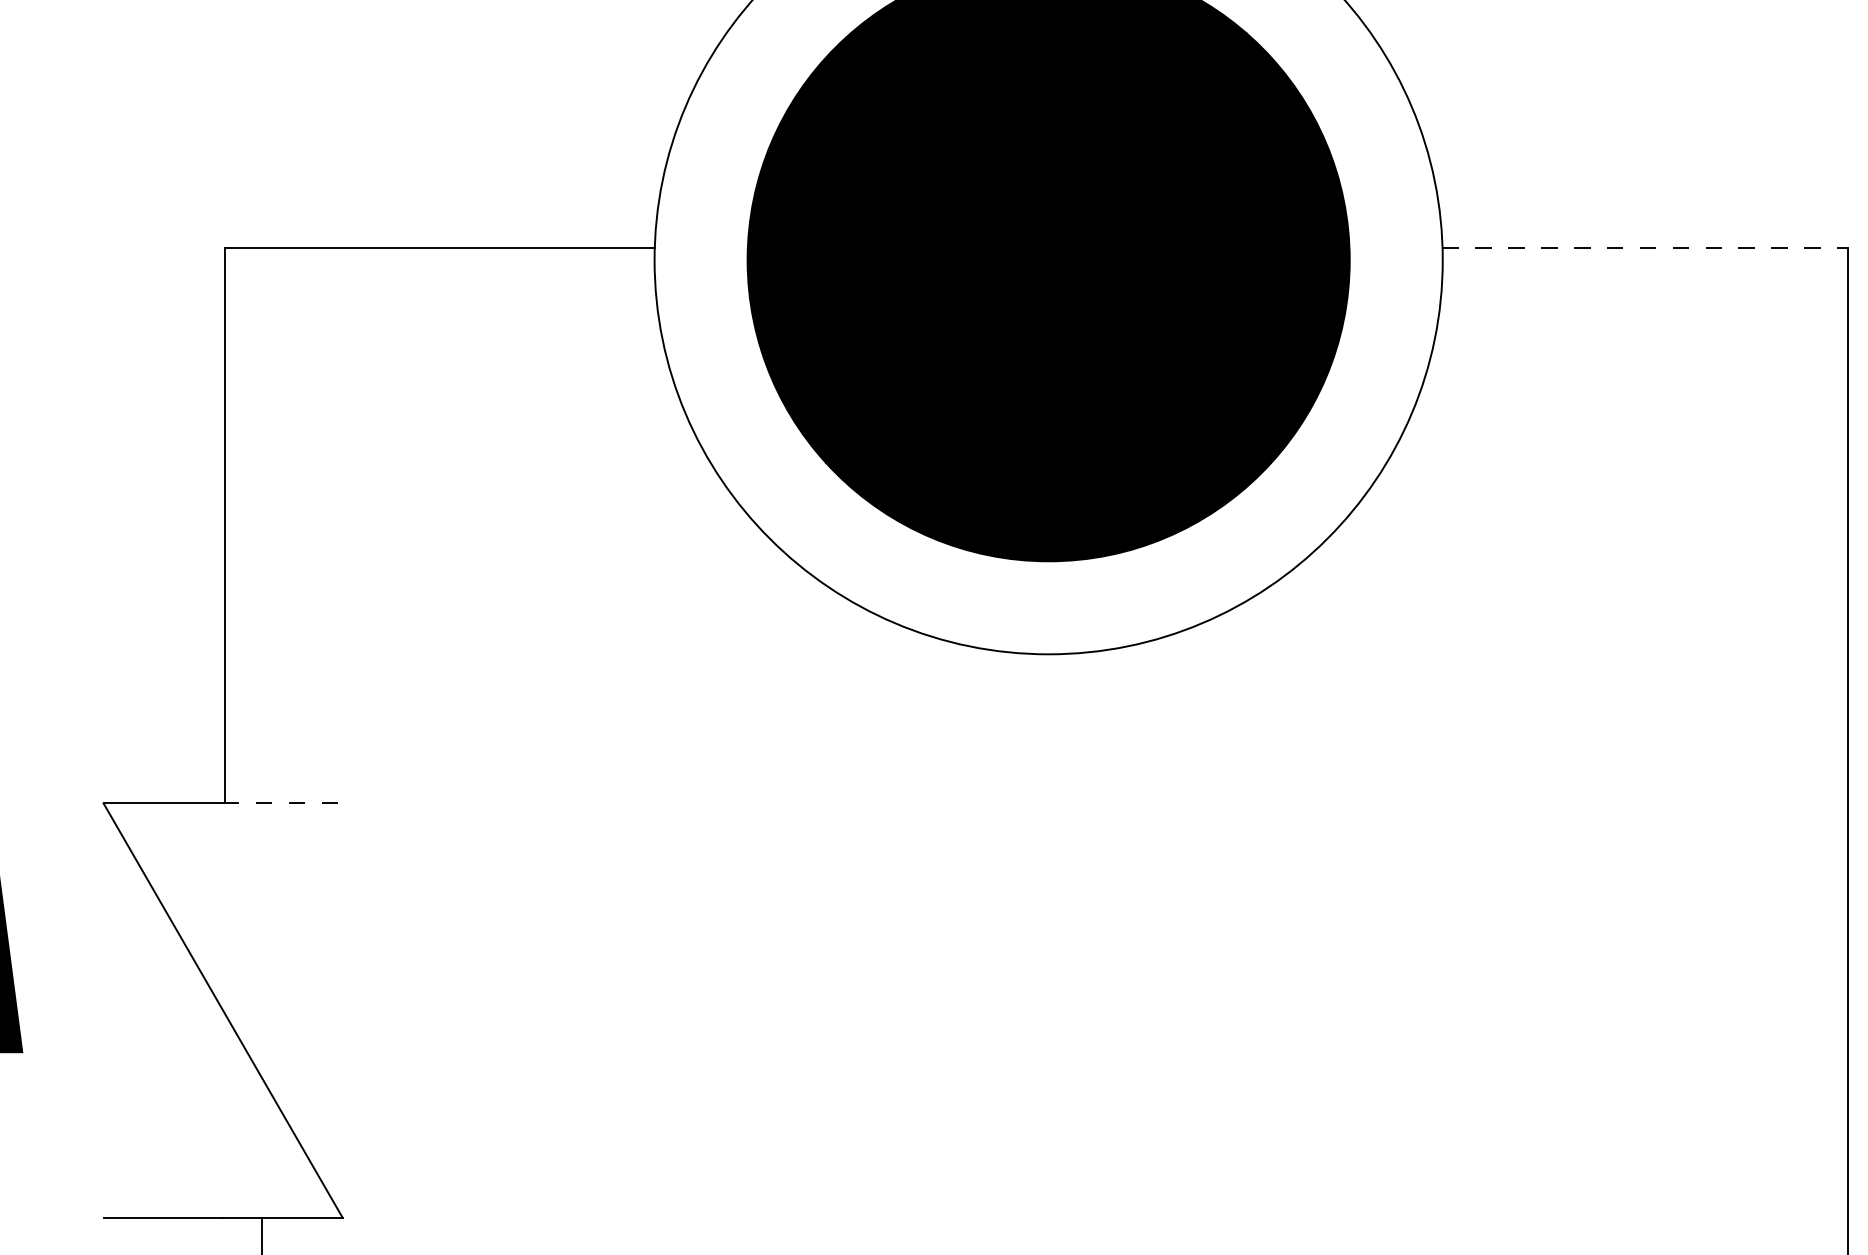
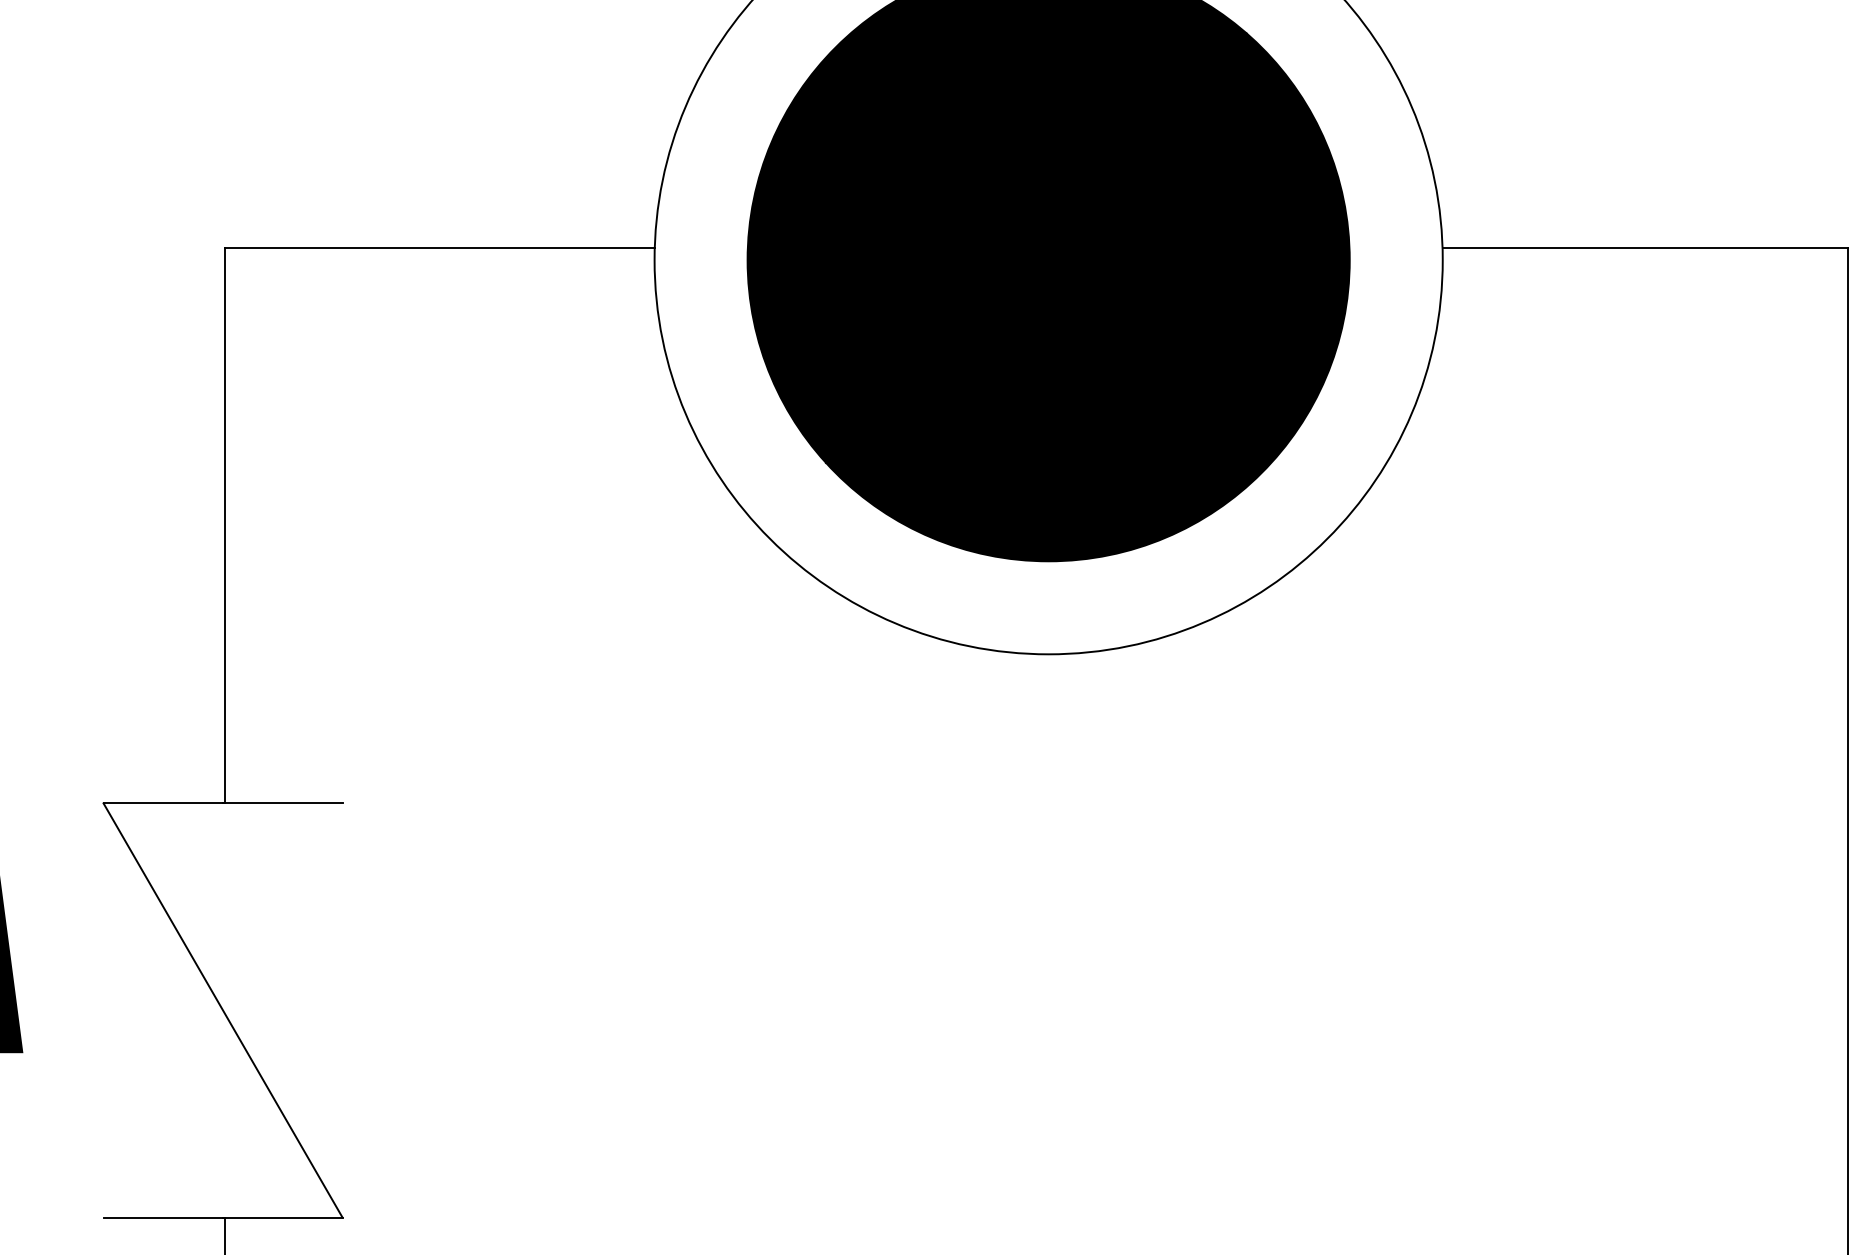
line: dashed -> solid (1645, 248)
line: dashed -> solid (282, 803)
line position: (262, 1234) -> (225, 1234) (225, 1234)
